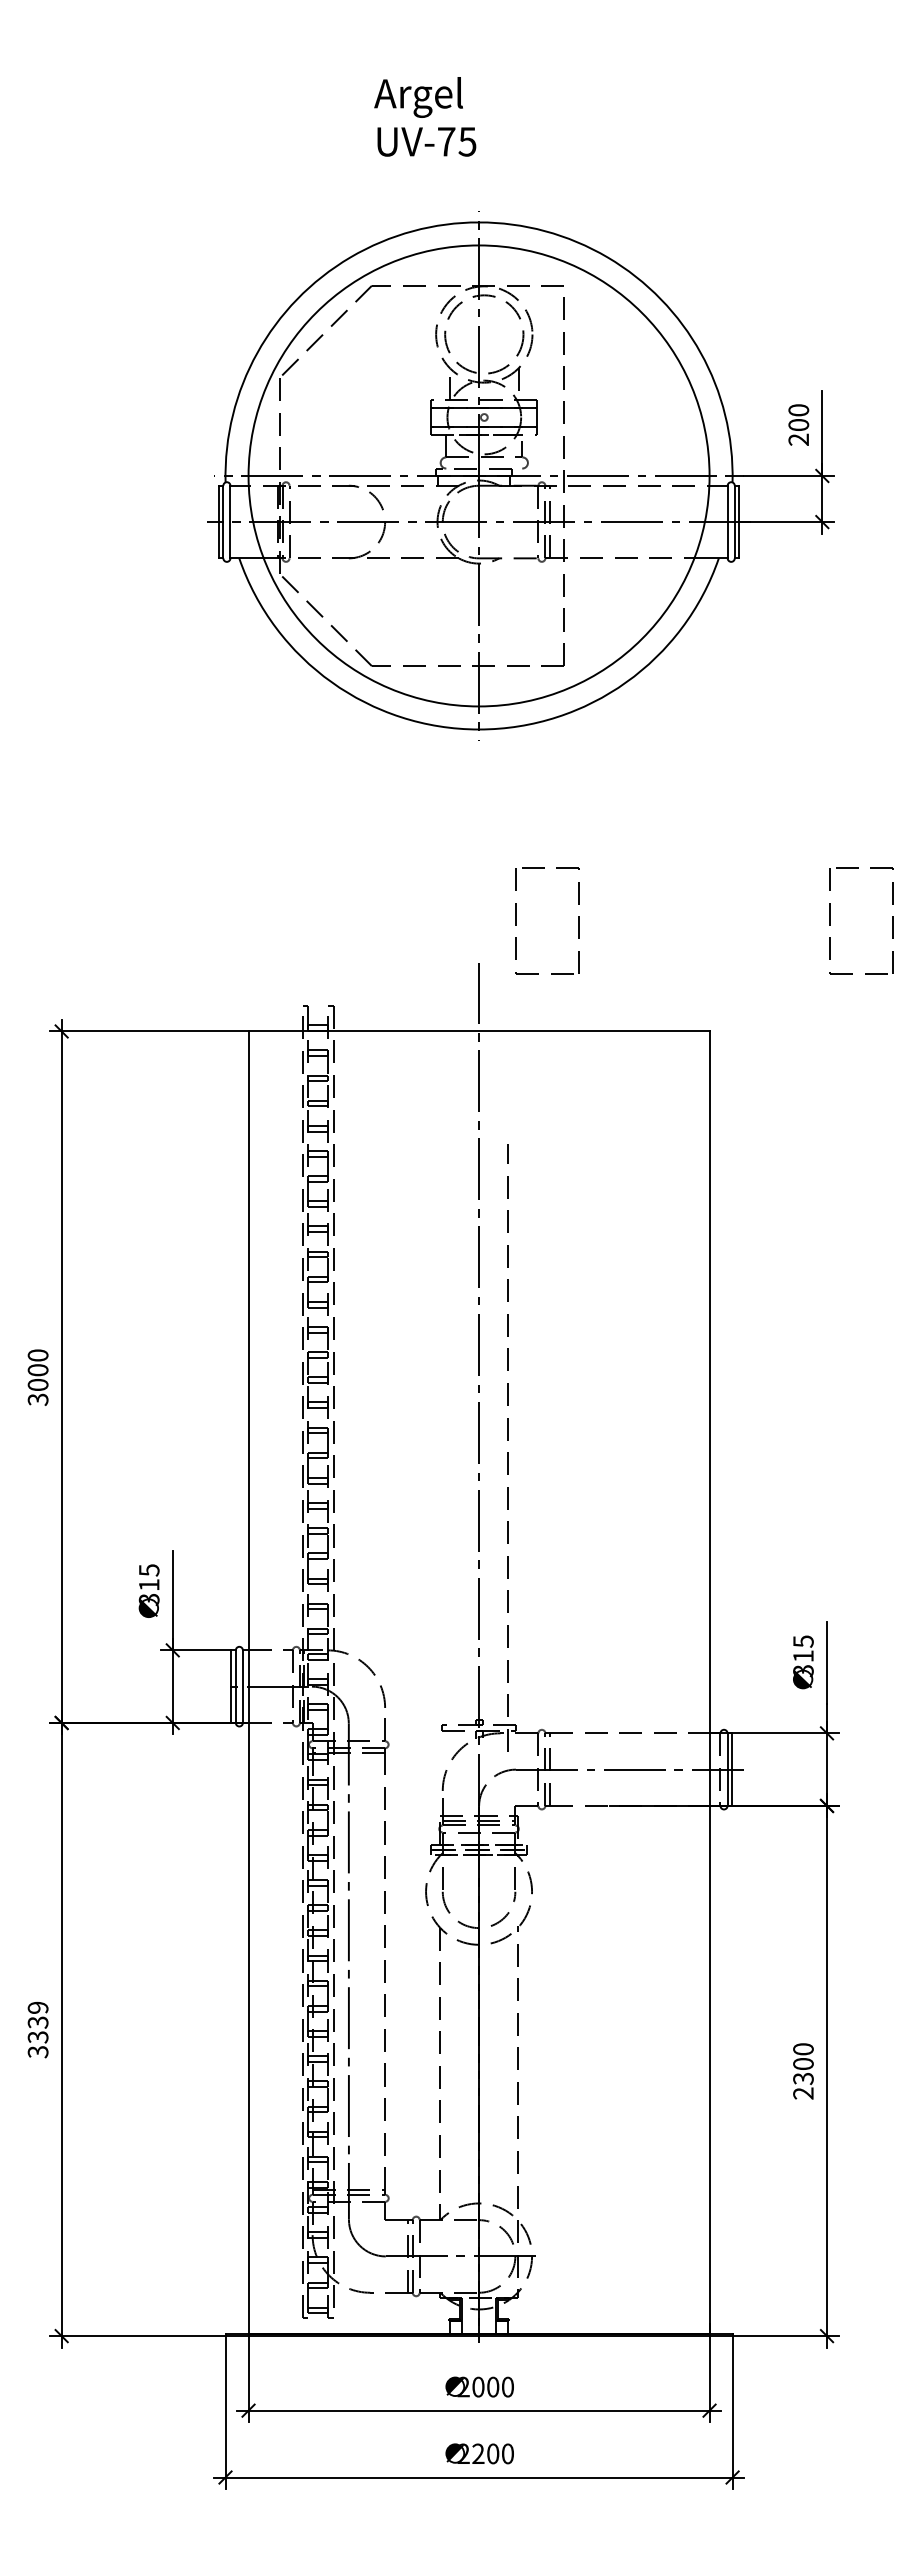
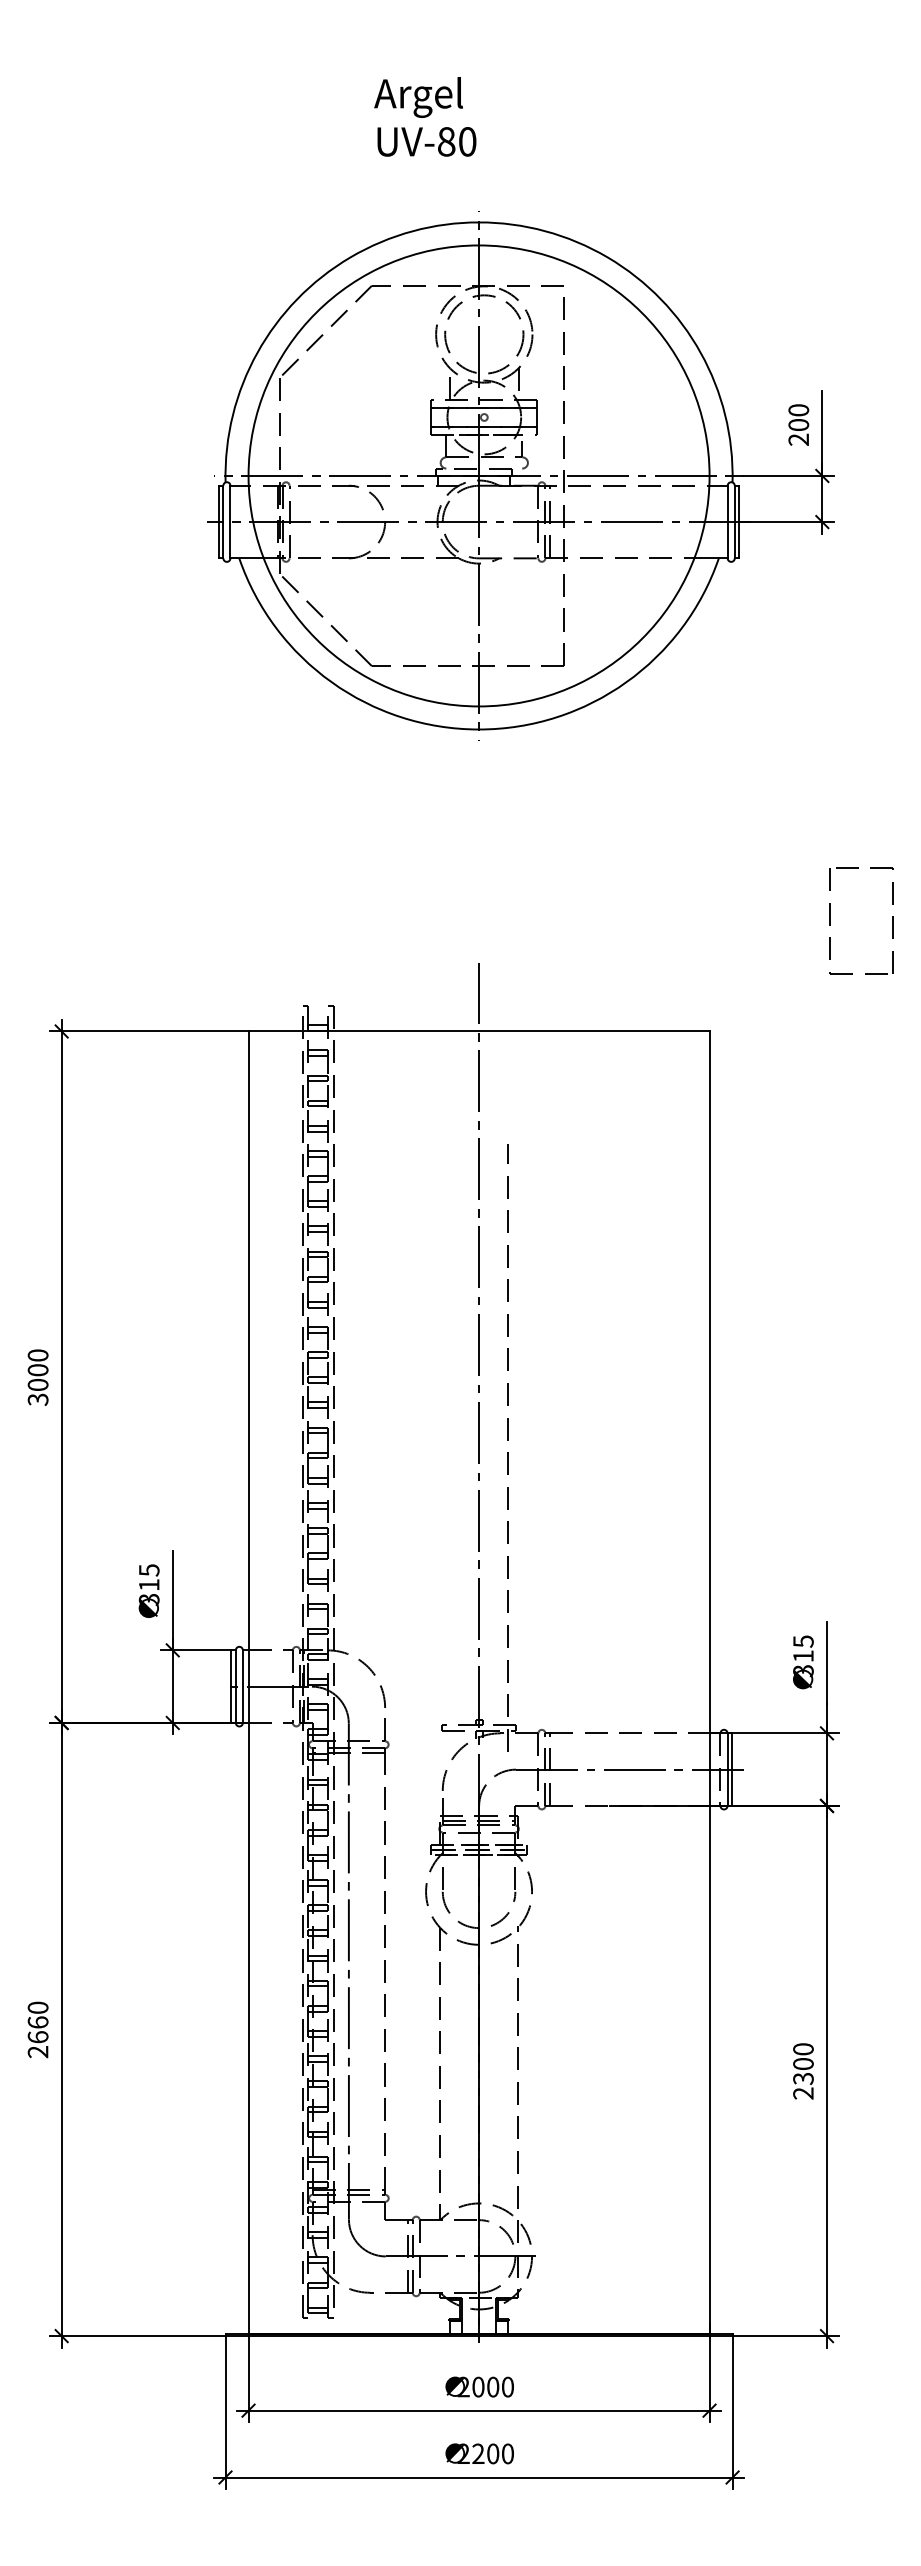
text: UV-75 -> UV-80 (457, 141)
part: present -> none (516, 920)
text: 3339 -> 2660 (37, 2029)
